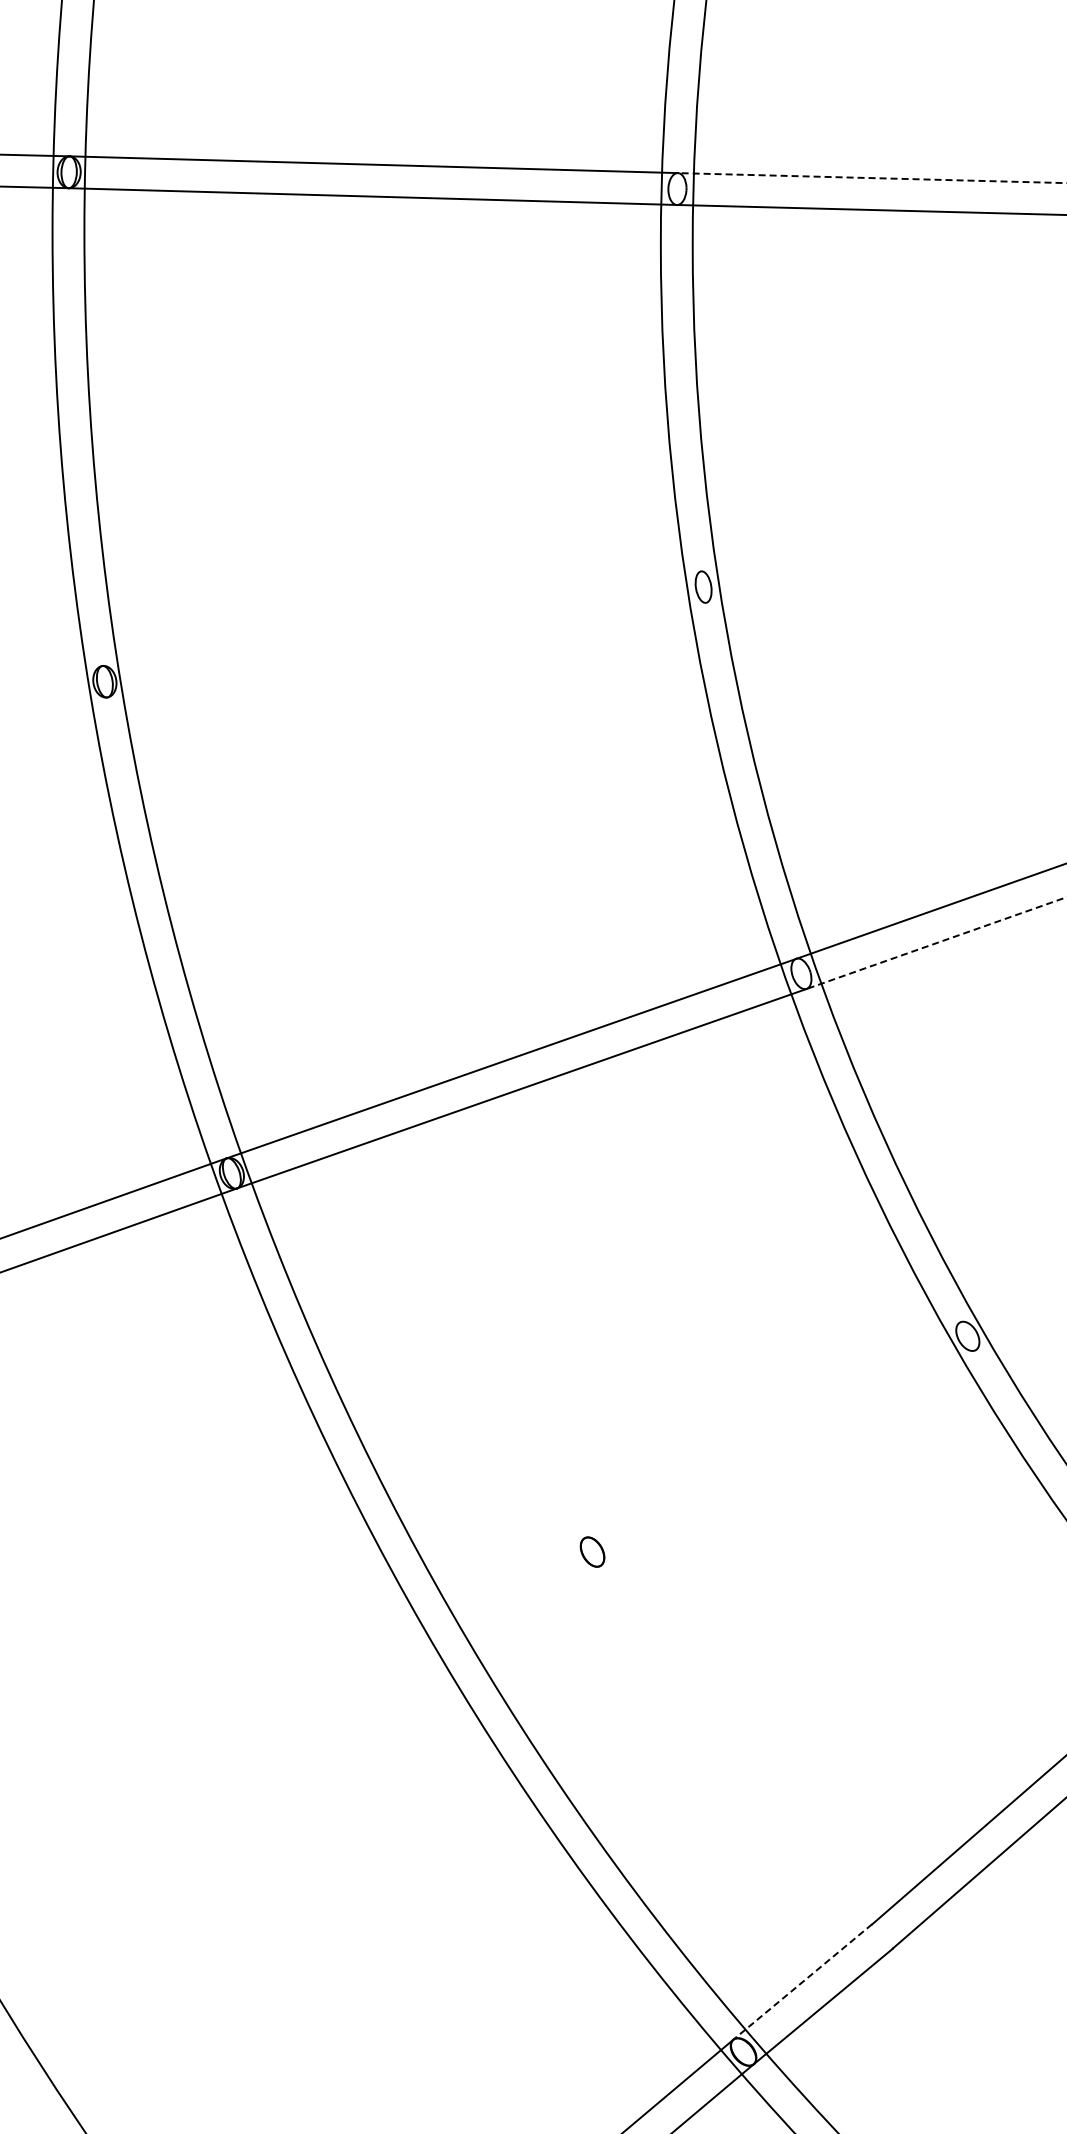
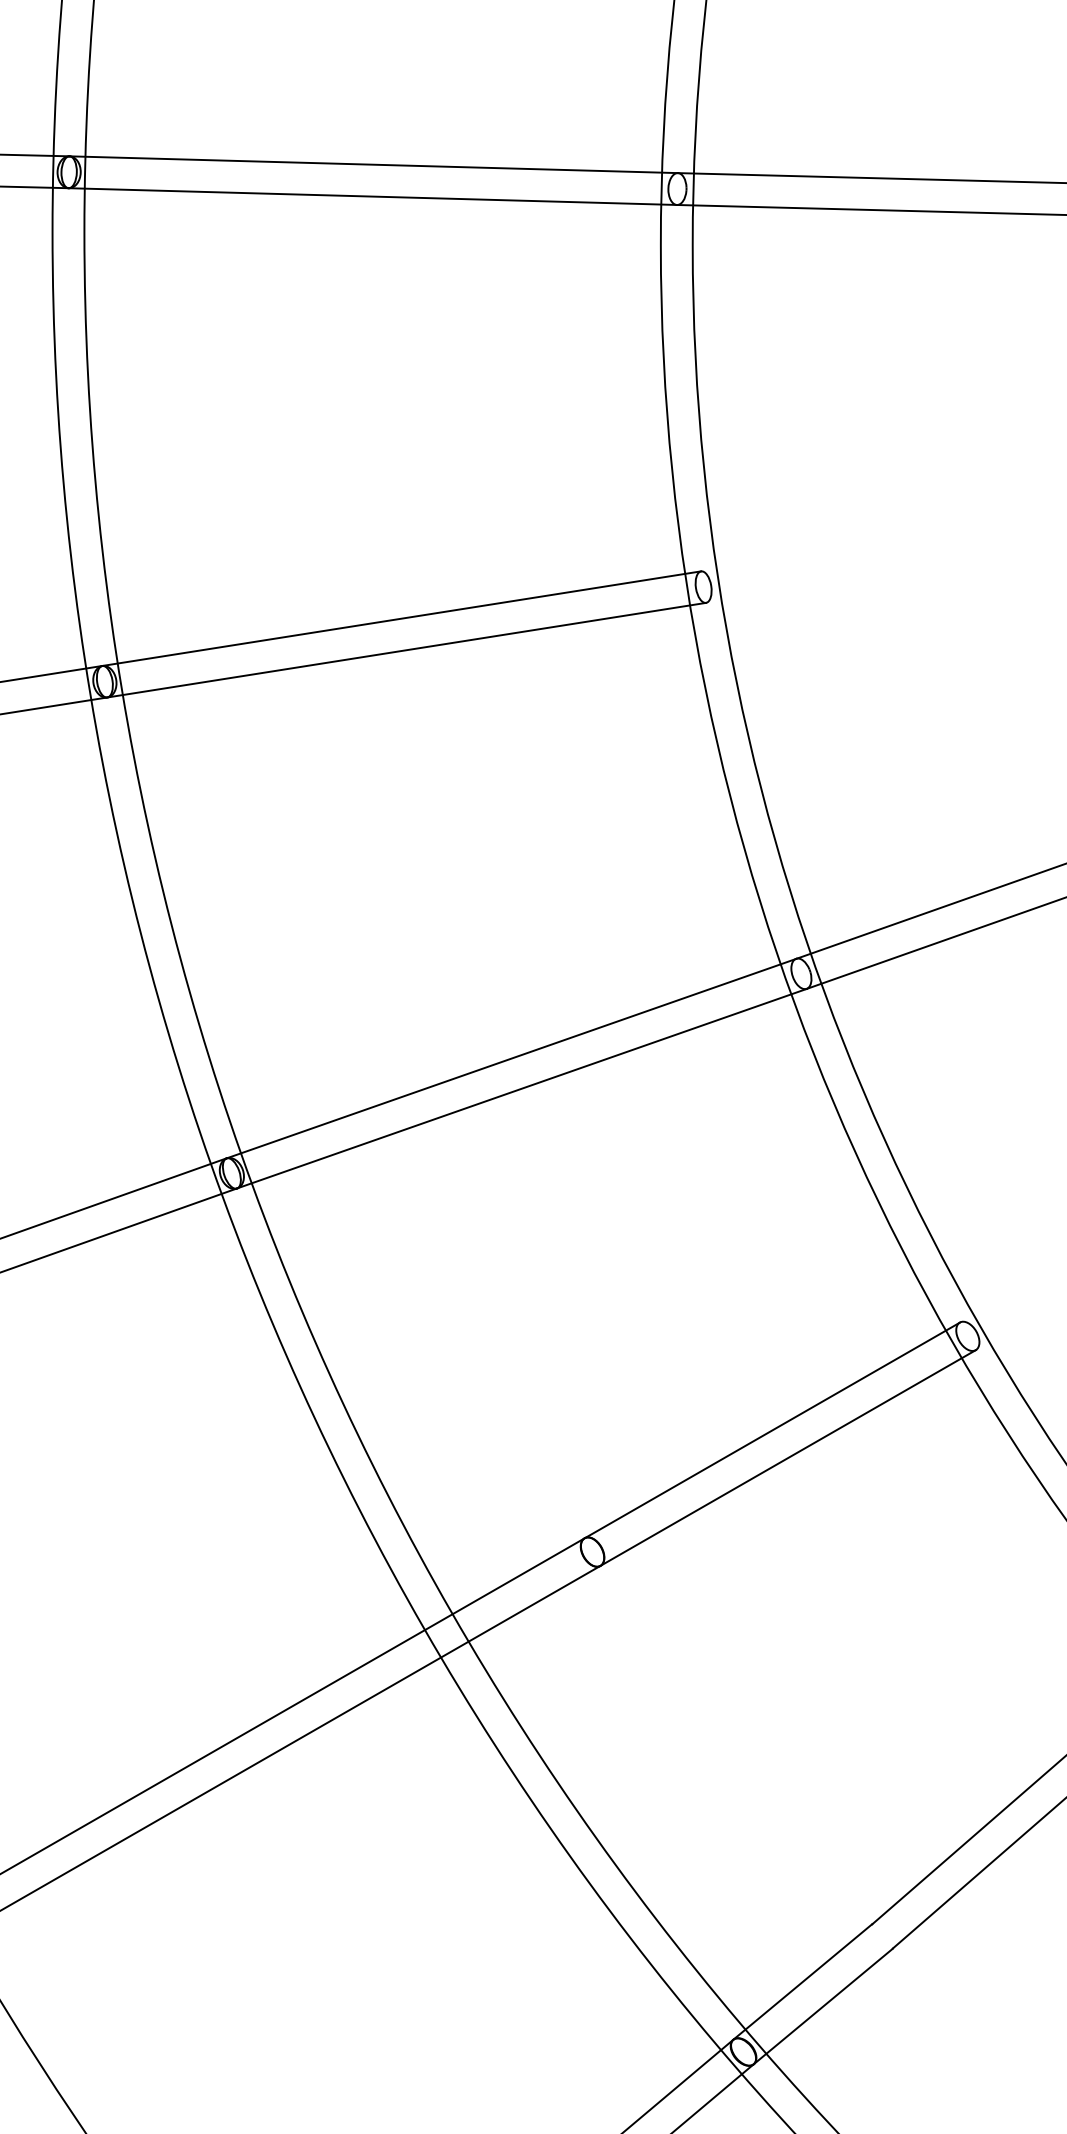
line: dashed -> solid (871, 178)
line: none -> present (351, 626)
line: none -> present (353, 658)
line: dashed -> solid (935, 943)
line: none -> present (480, 1597)
line: none -> present (488, 1629)
line: dashed -> solid (802, 1982)
